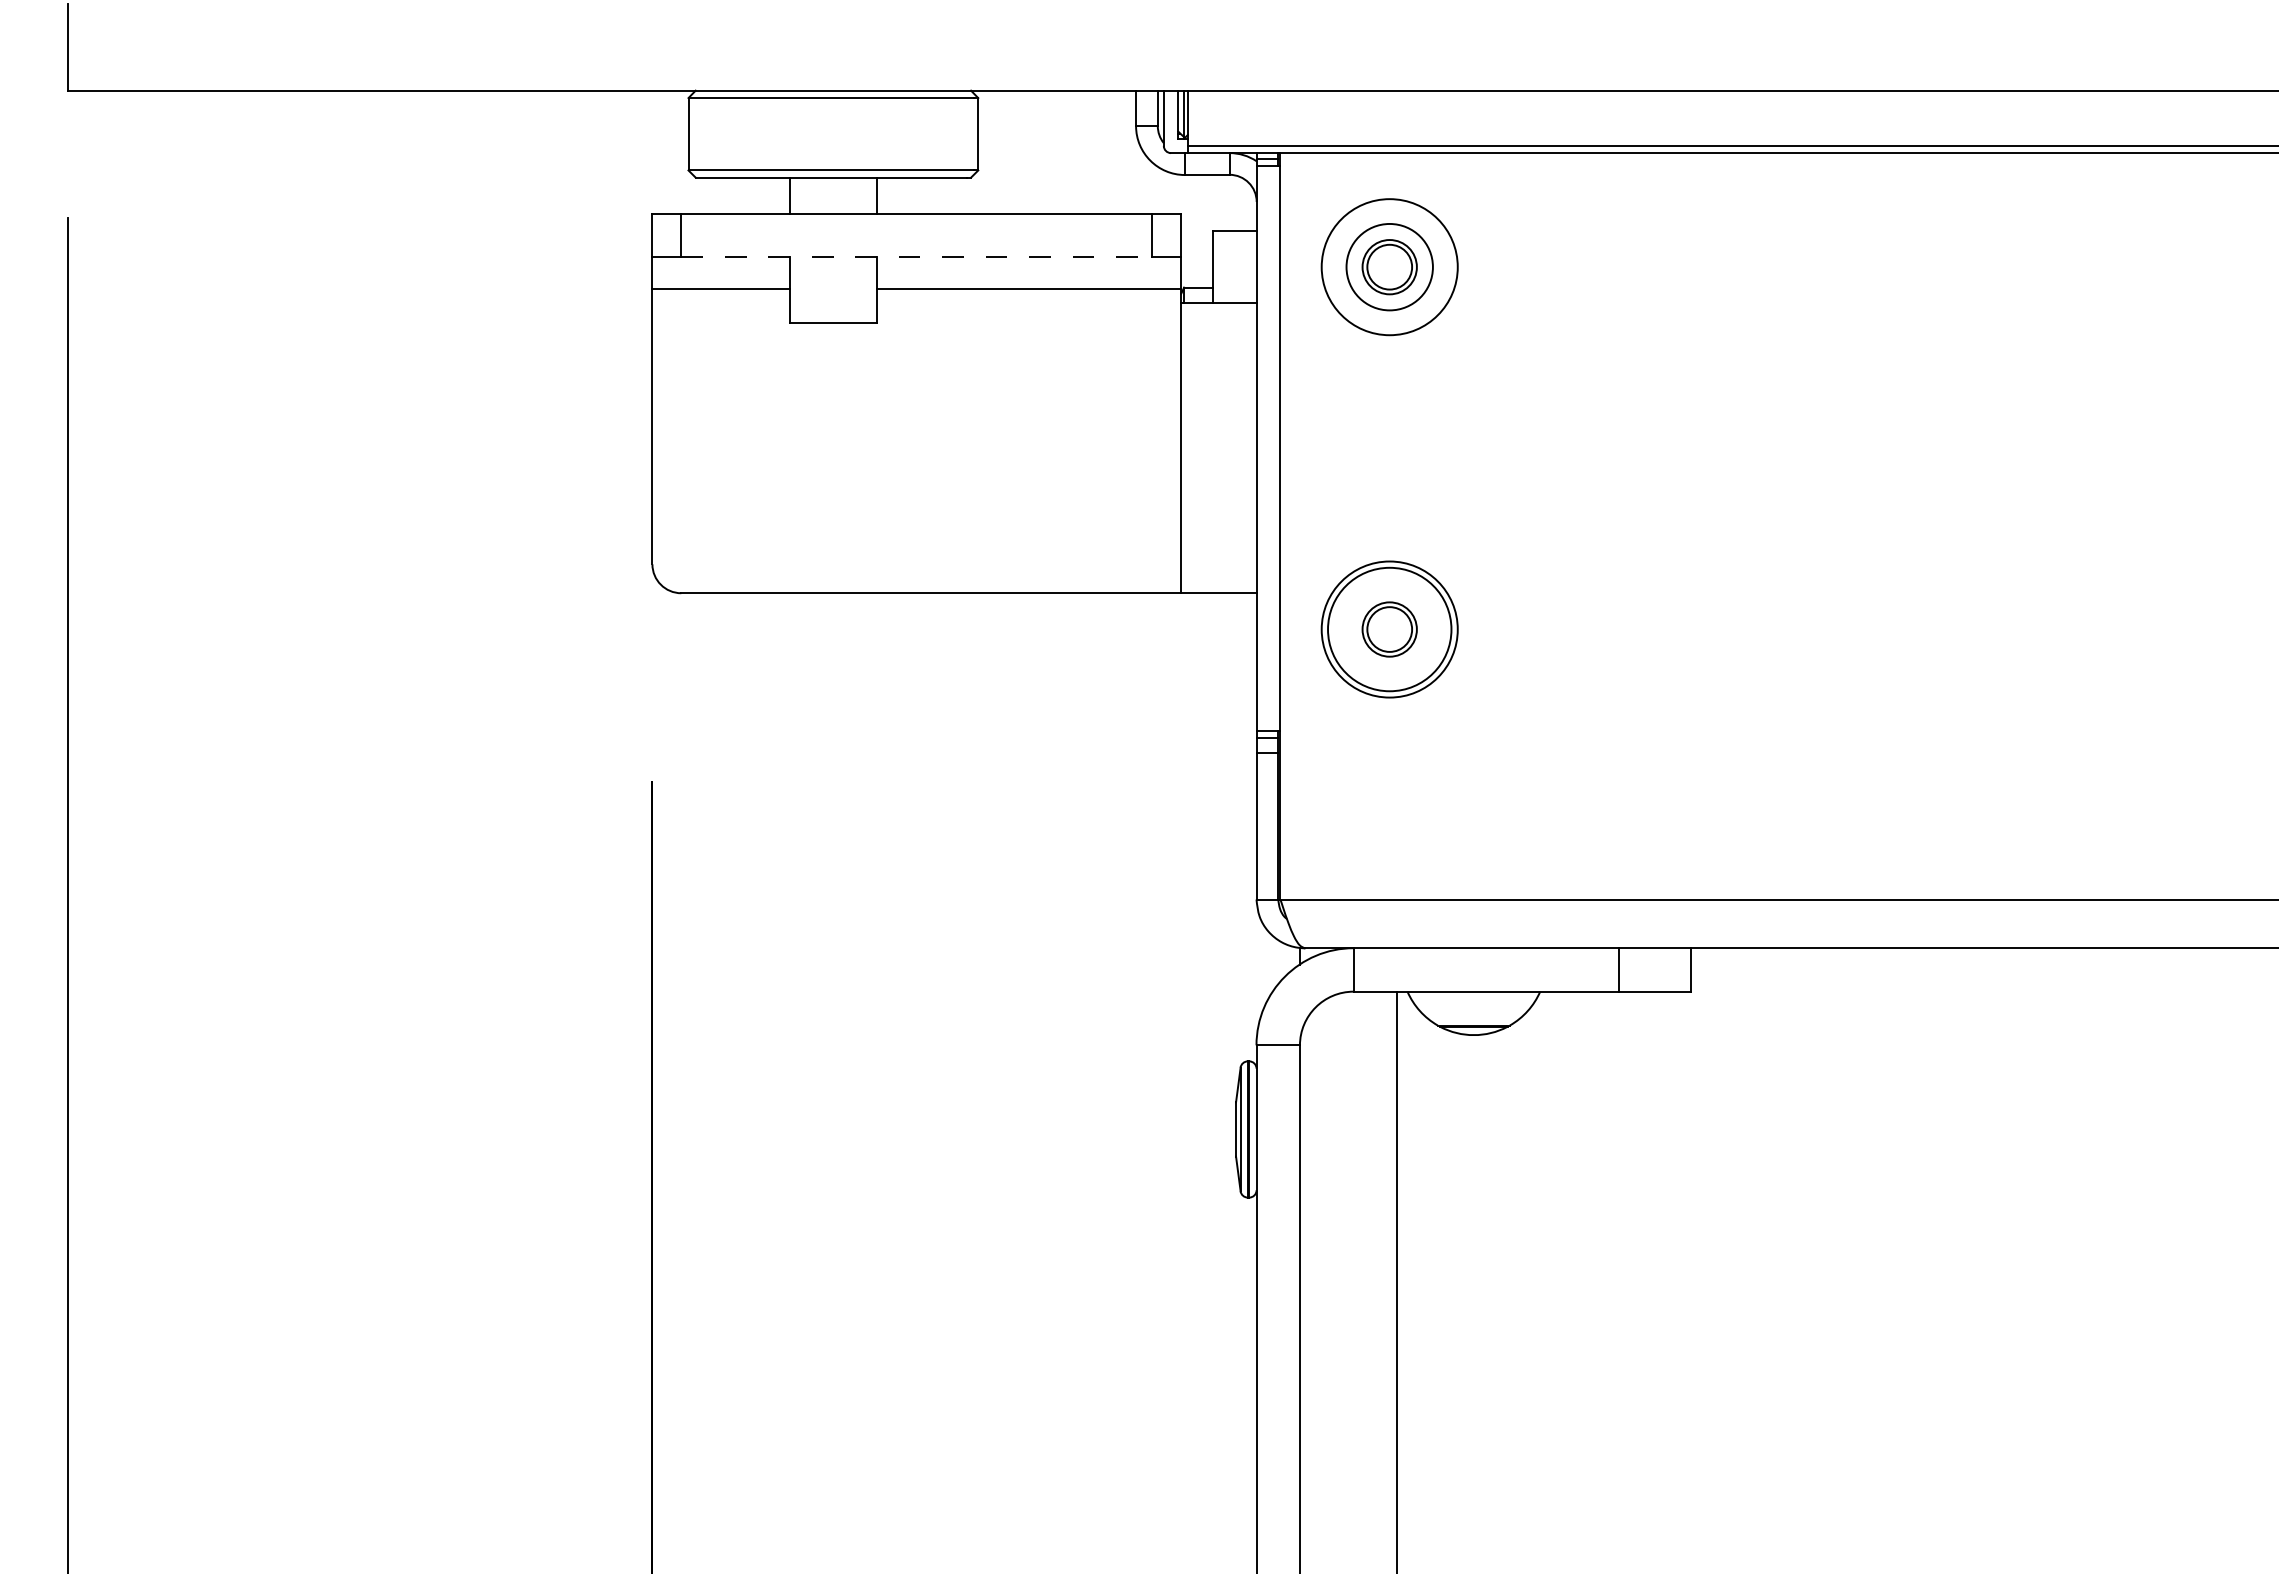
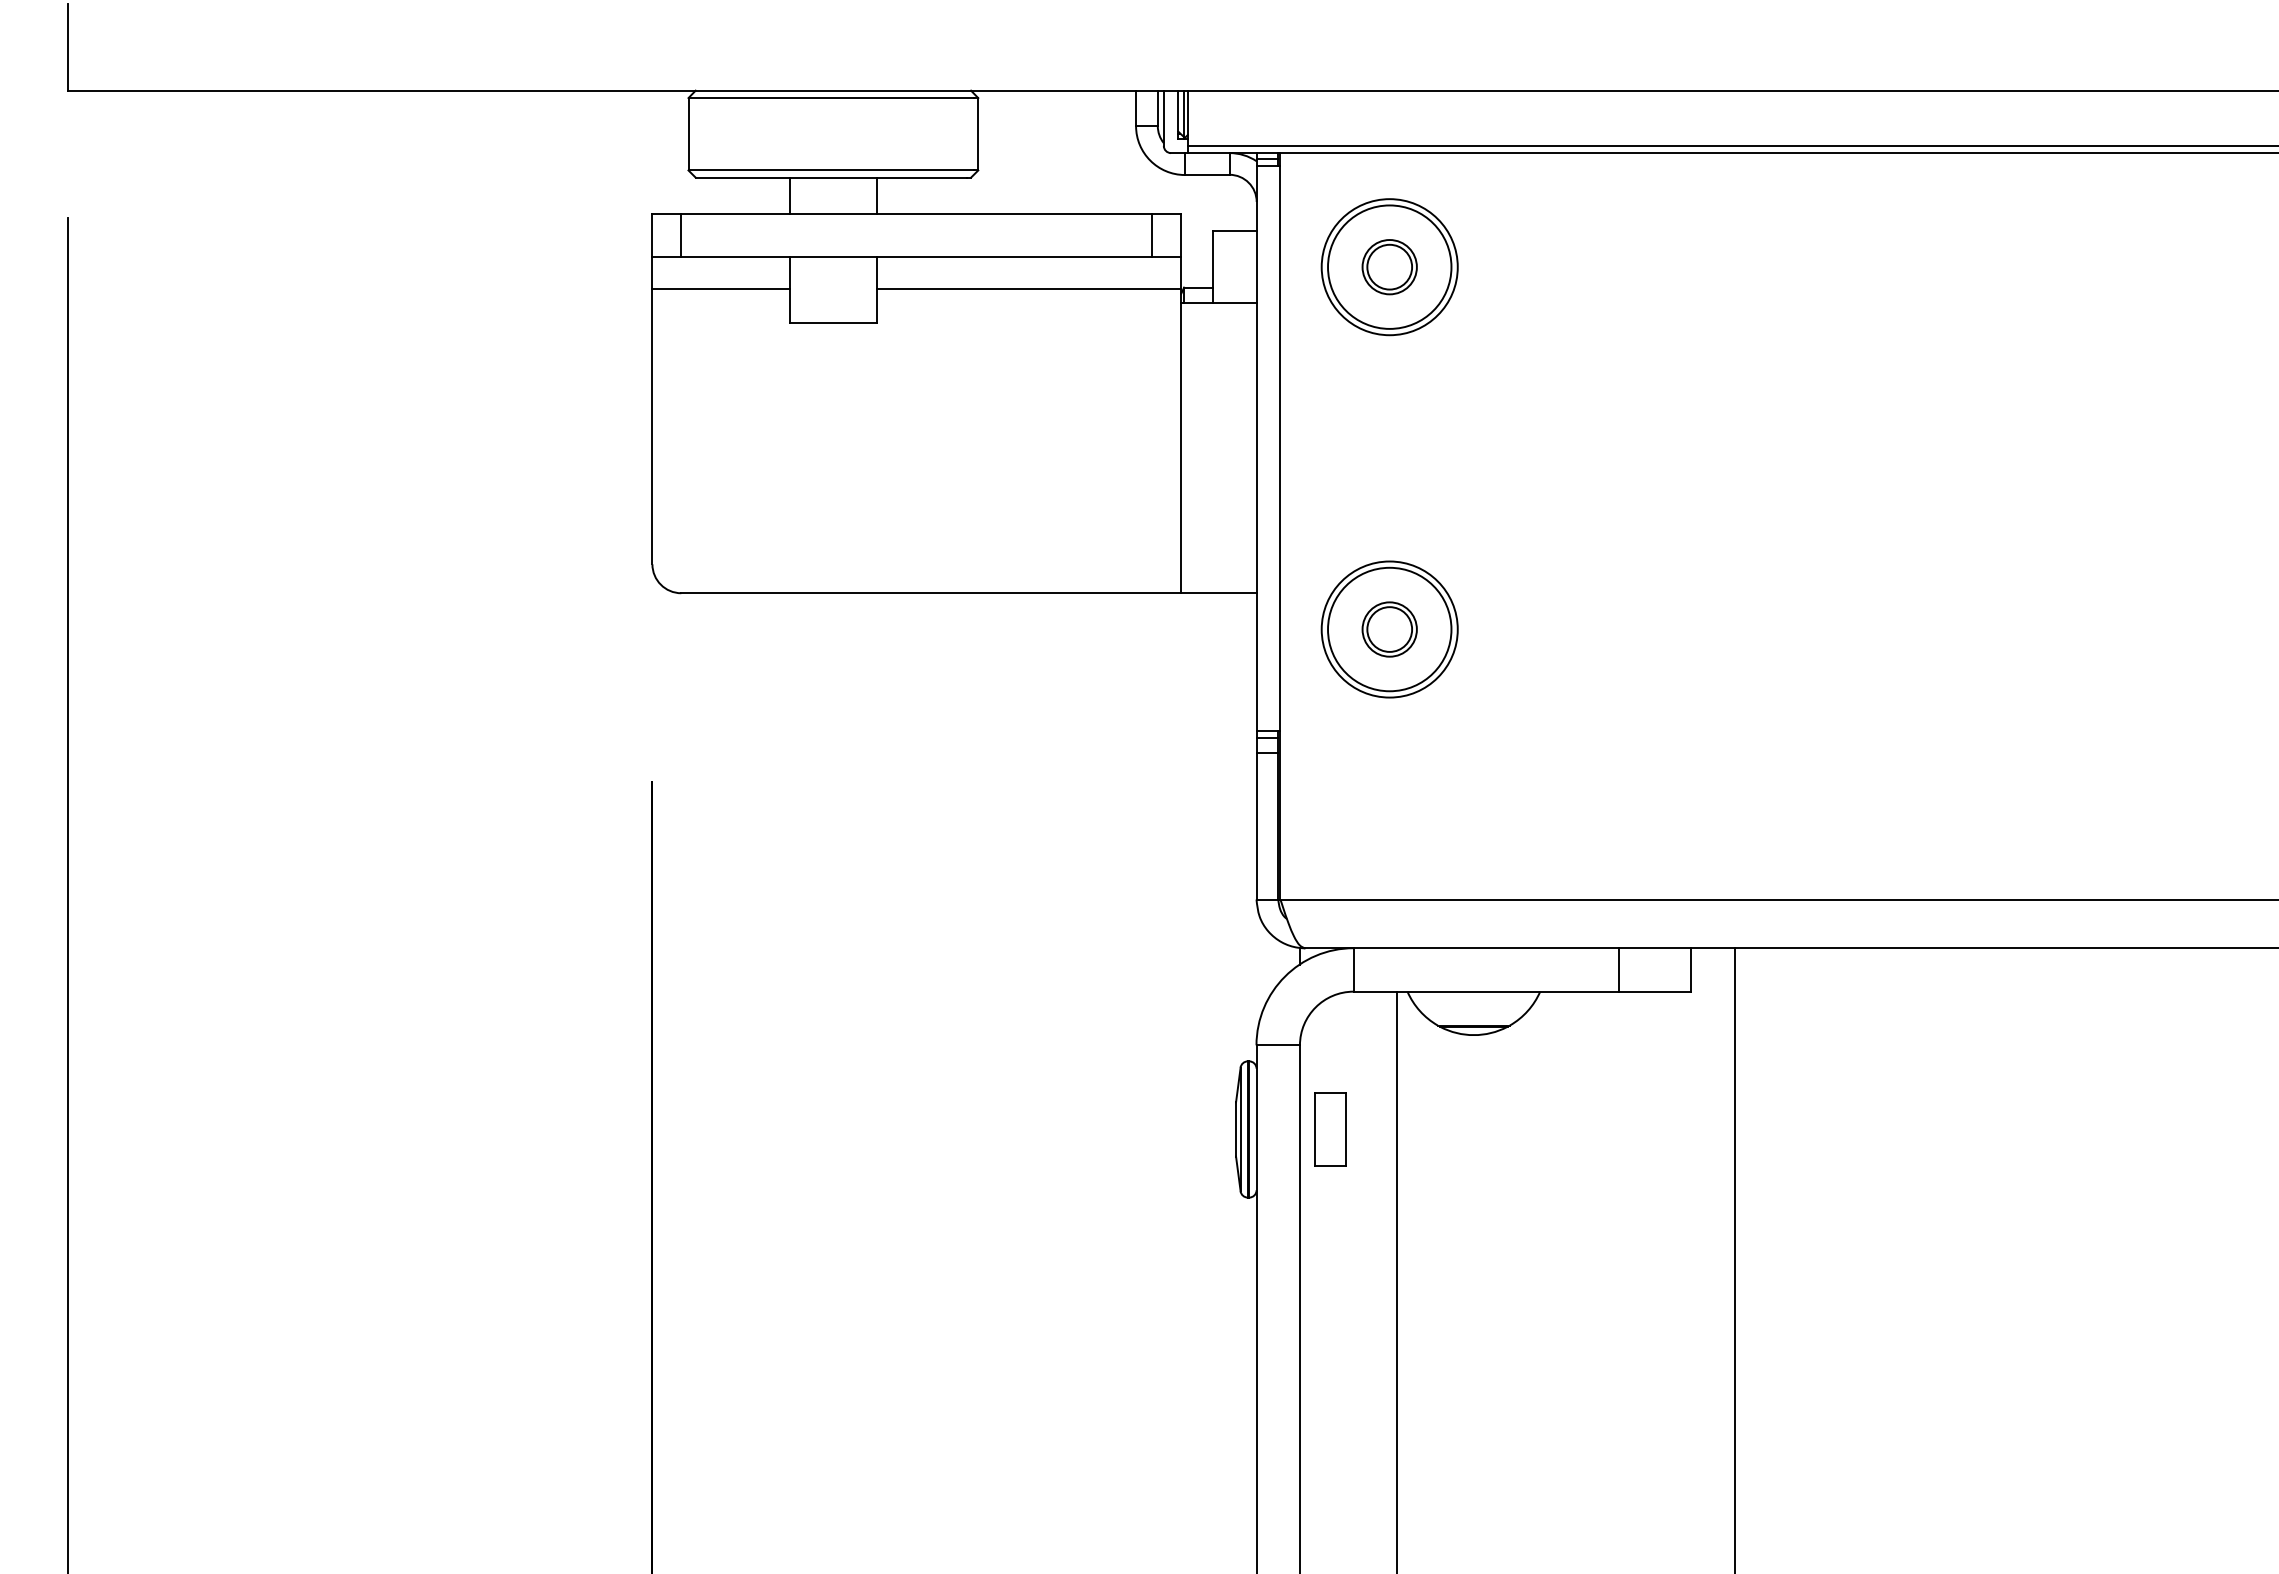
line: dashed -> solid (917, 257)
circle diameter: 86 px -> 123 px (1389, 266)
part: none -> present (1330, 1129)
line: none -> present (1734, 1259)
